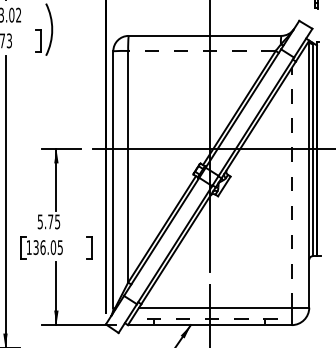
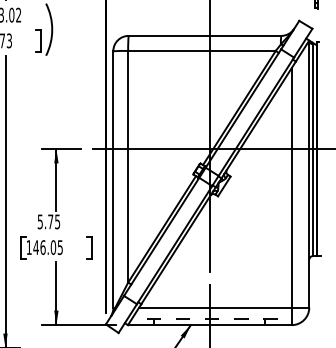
line: dashed -> solid (201, 50)
line: dashed -> solid (291, 187)
text: 136.05 -> 146.05 (35, 247)
